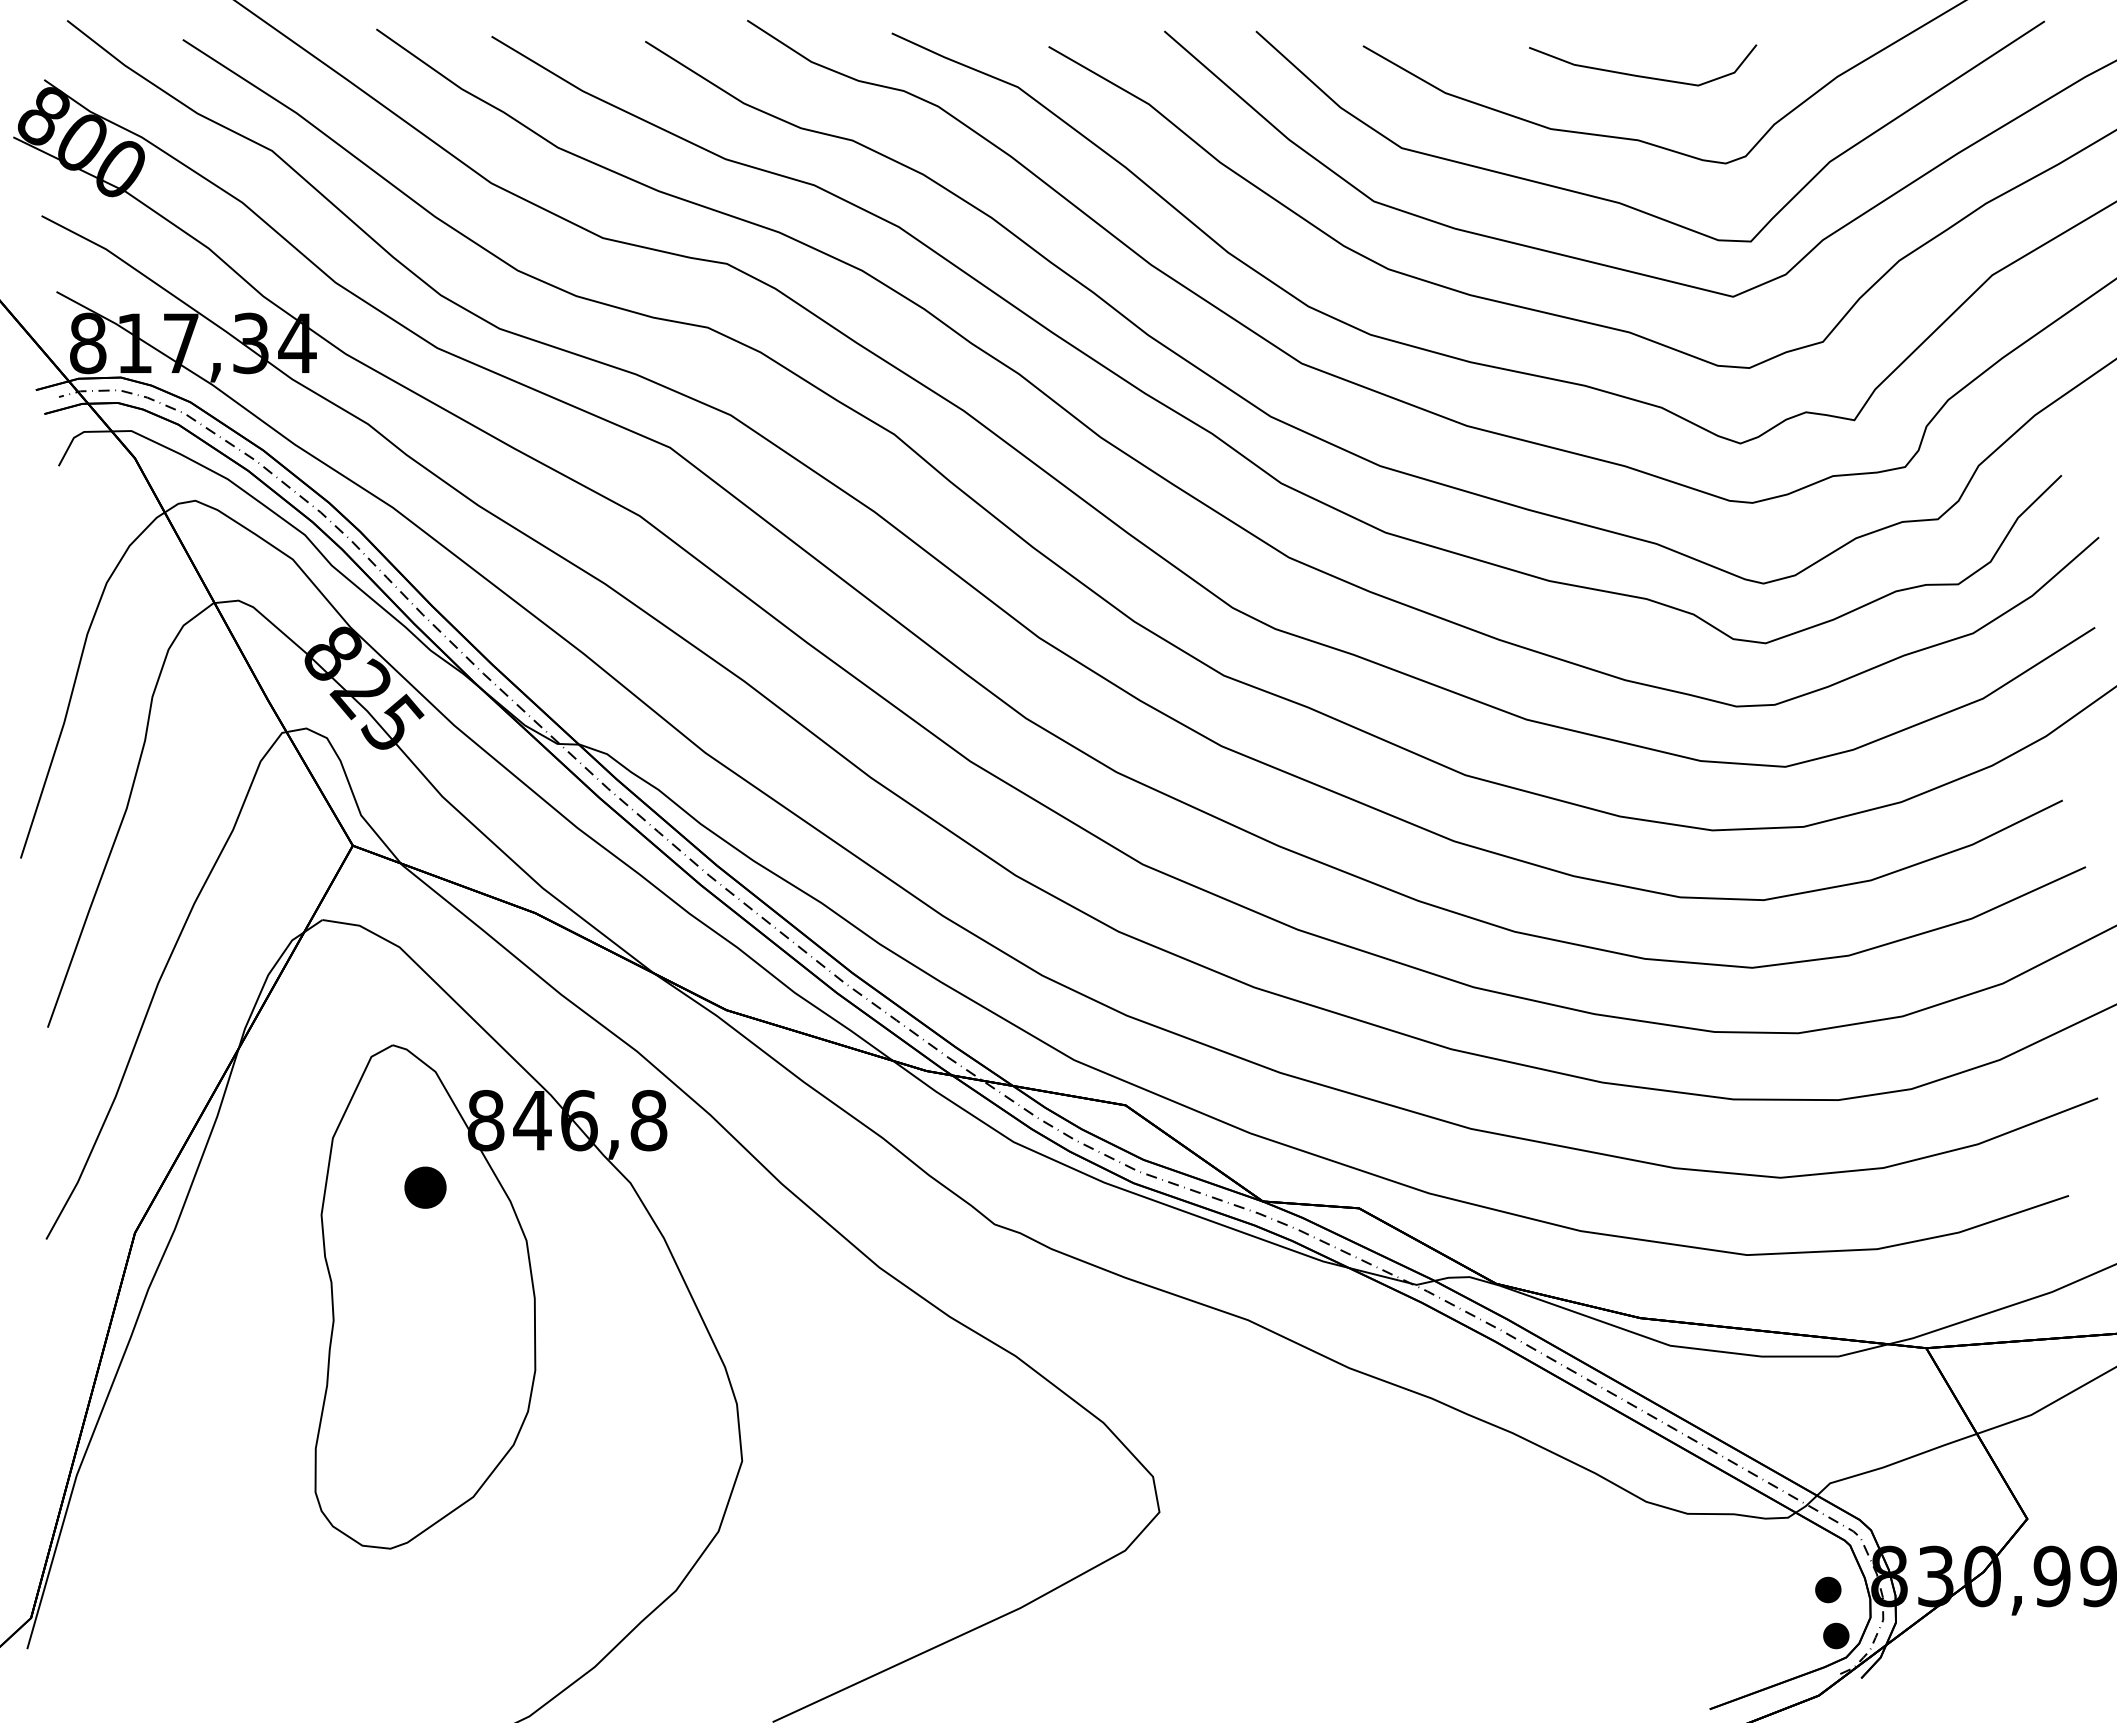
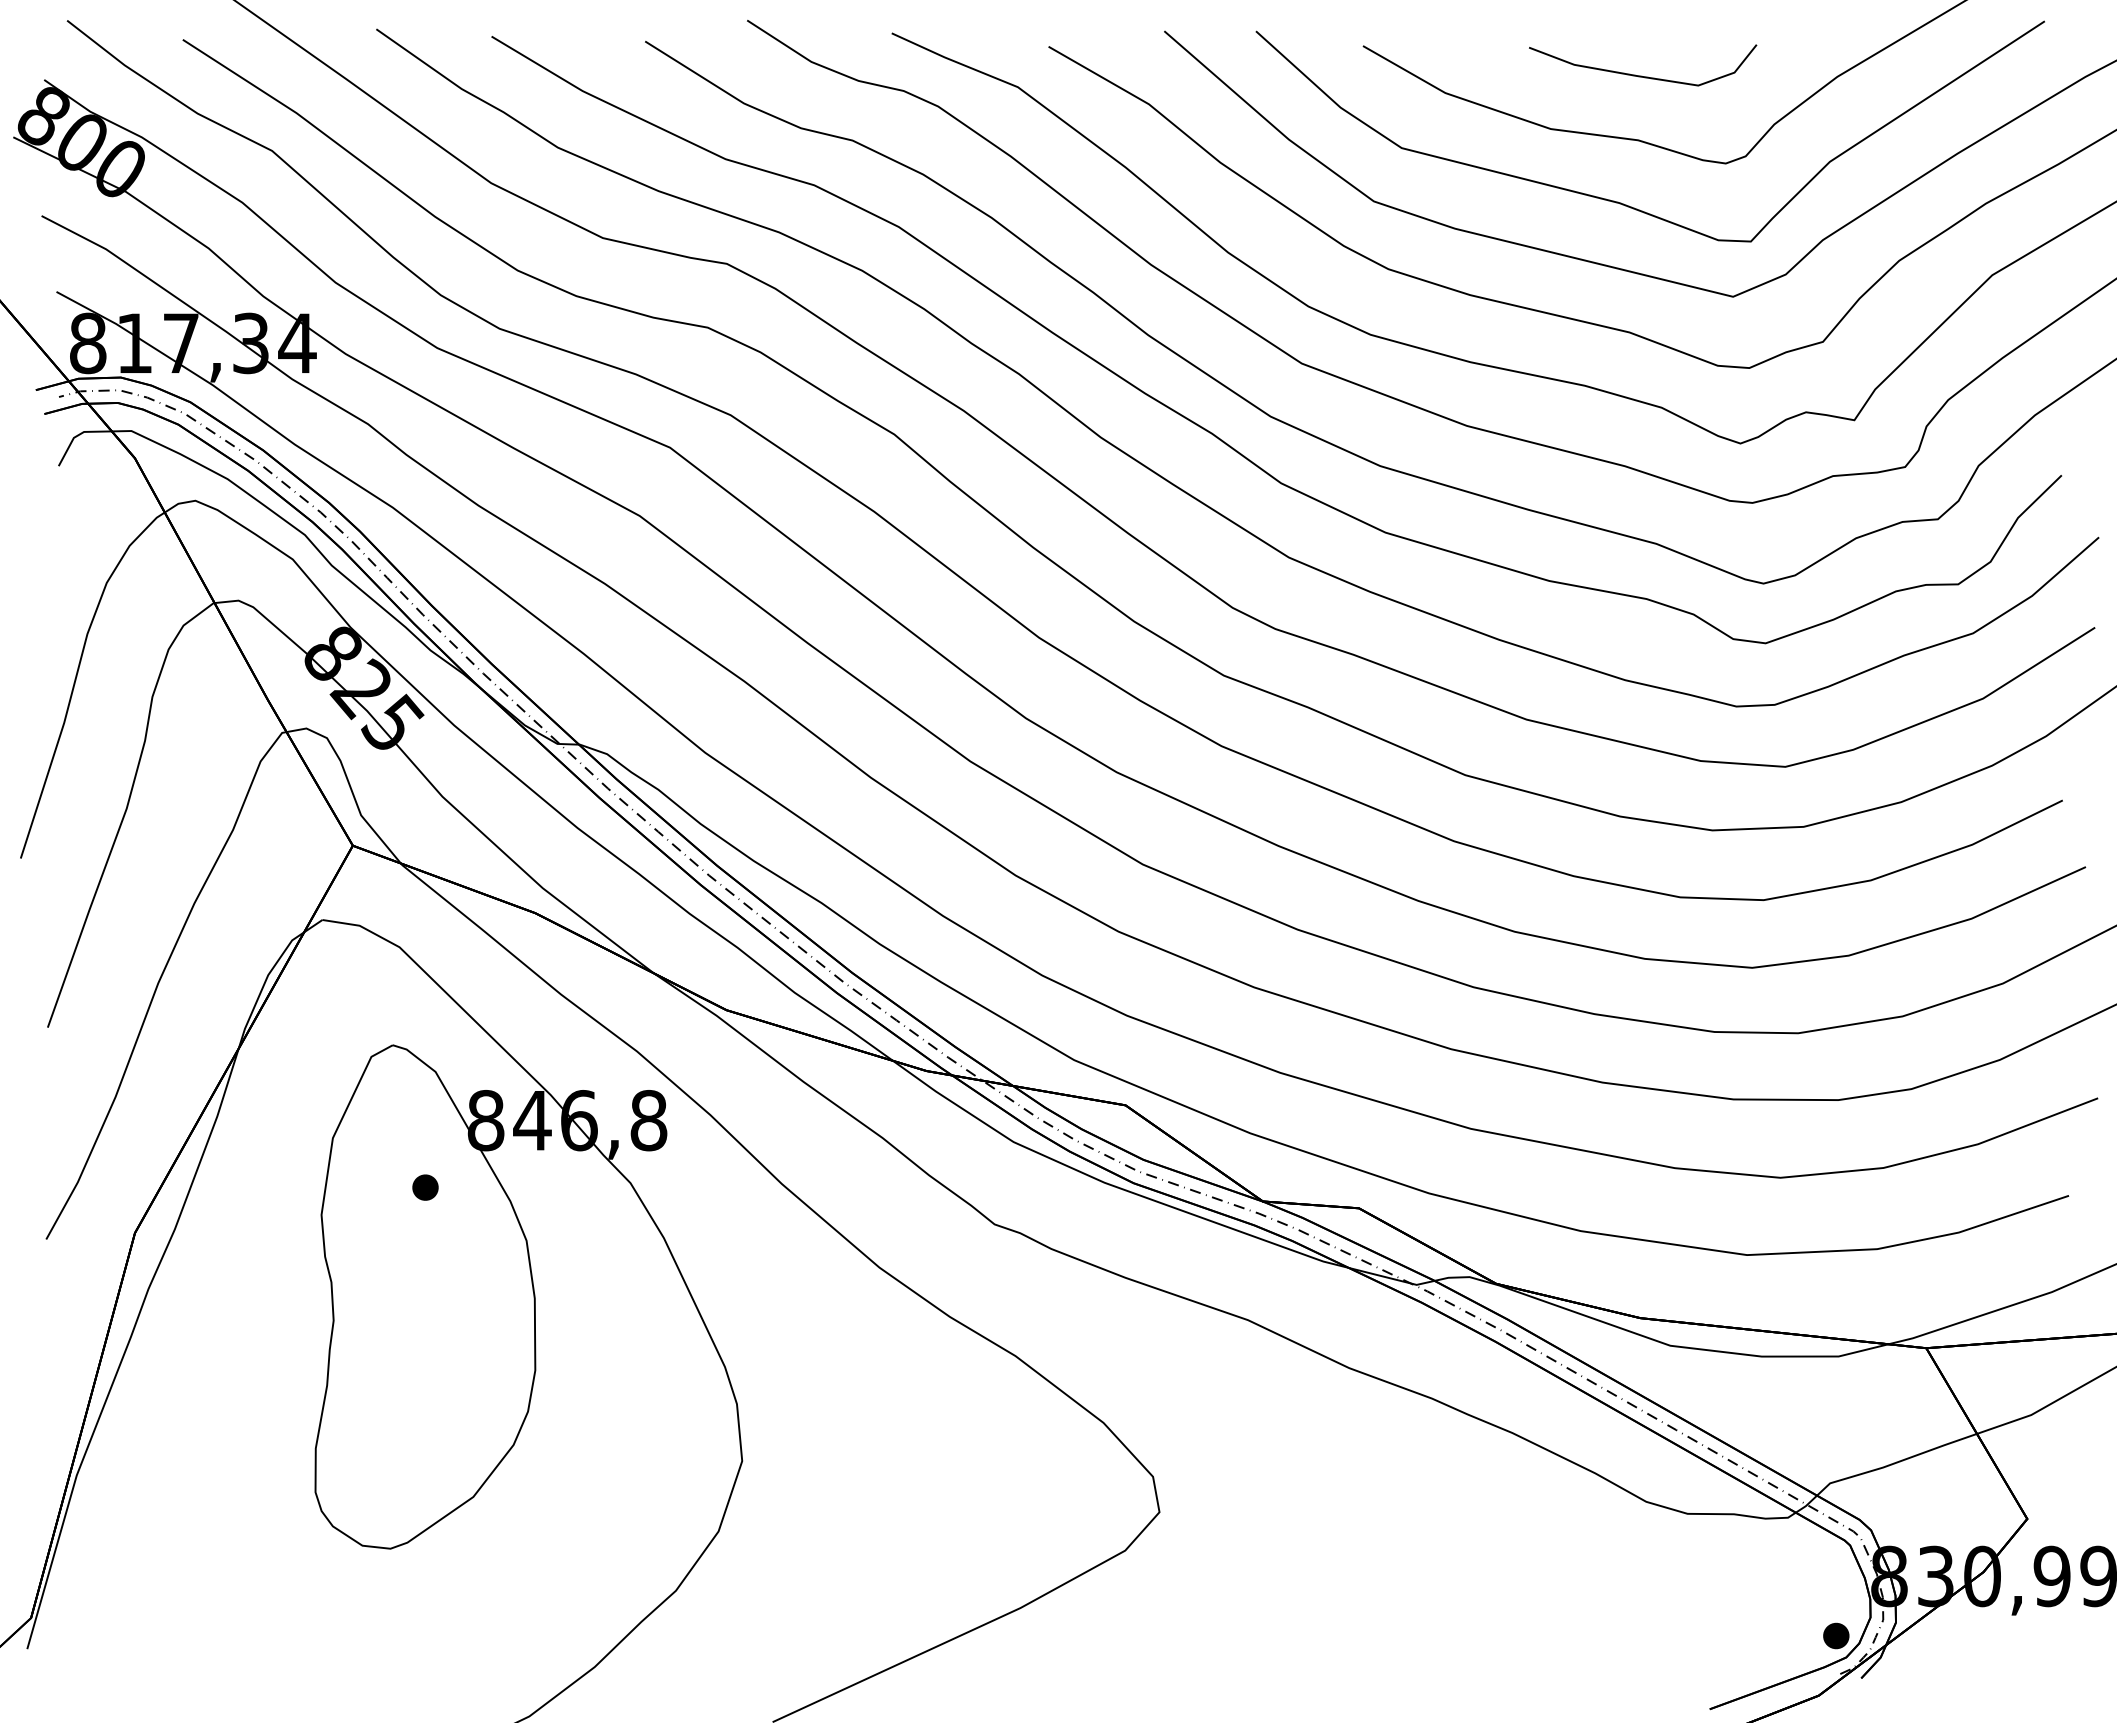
part size: 43x43 px -> 27x27 px (425, 1187)
part: present -> none (1828, 1589)
